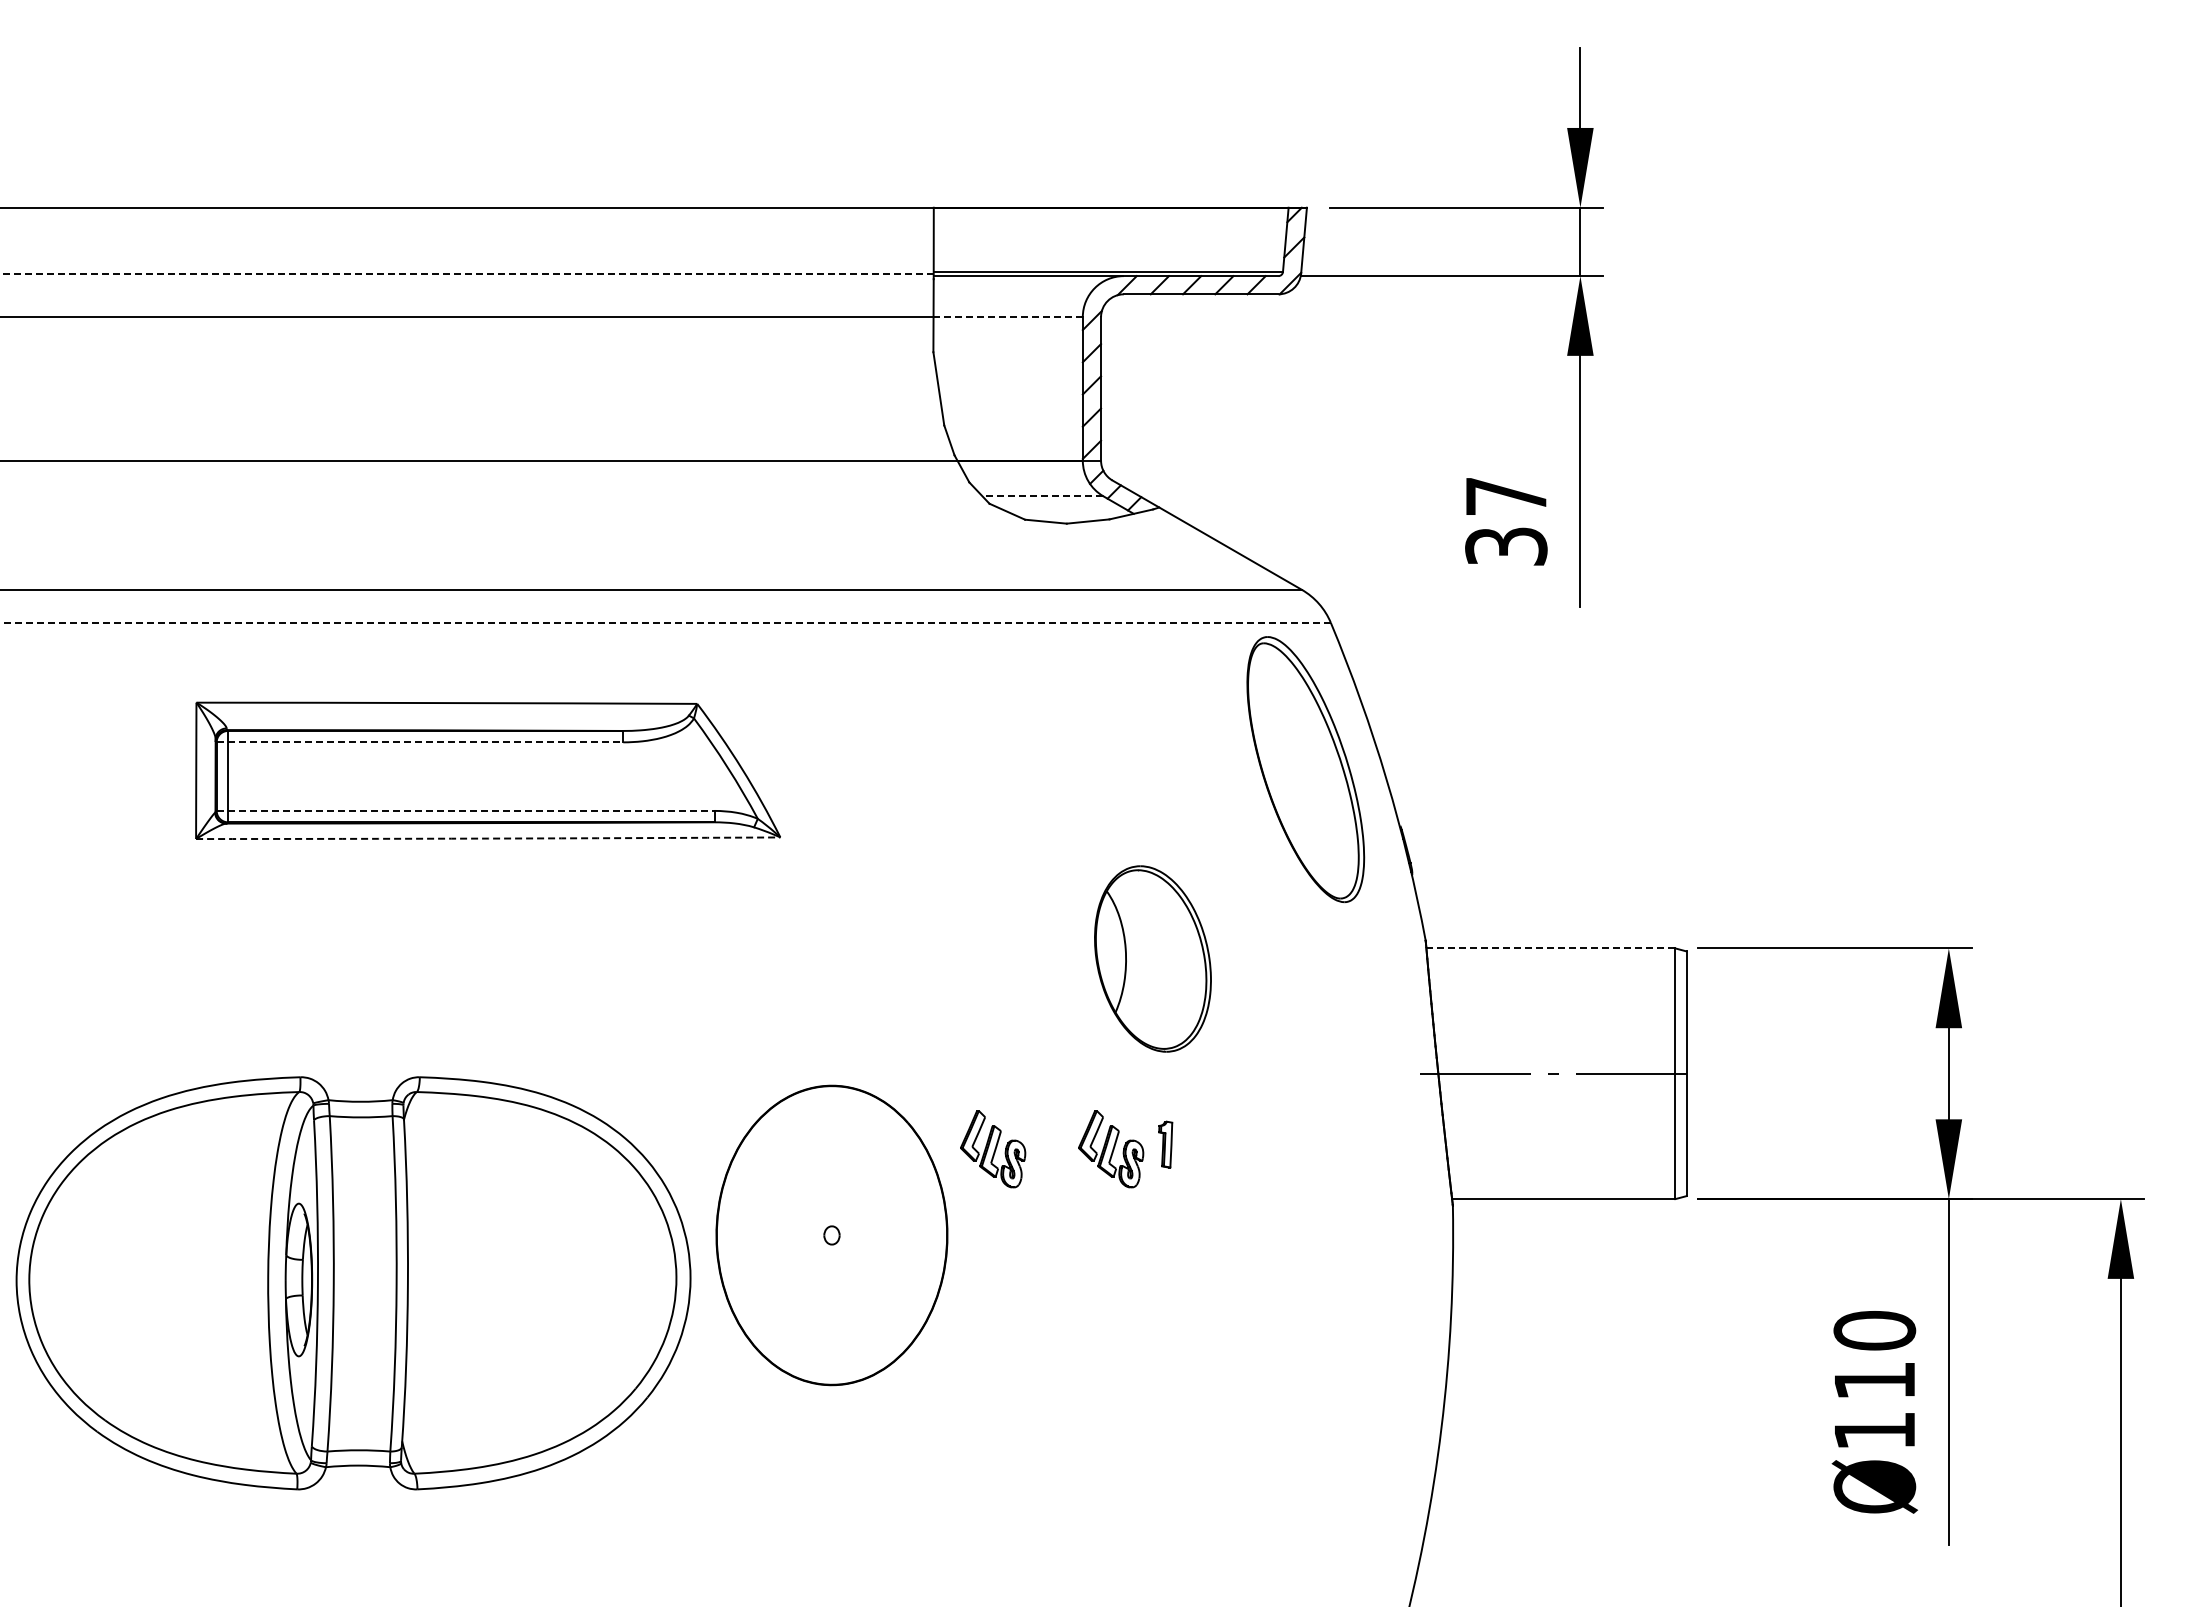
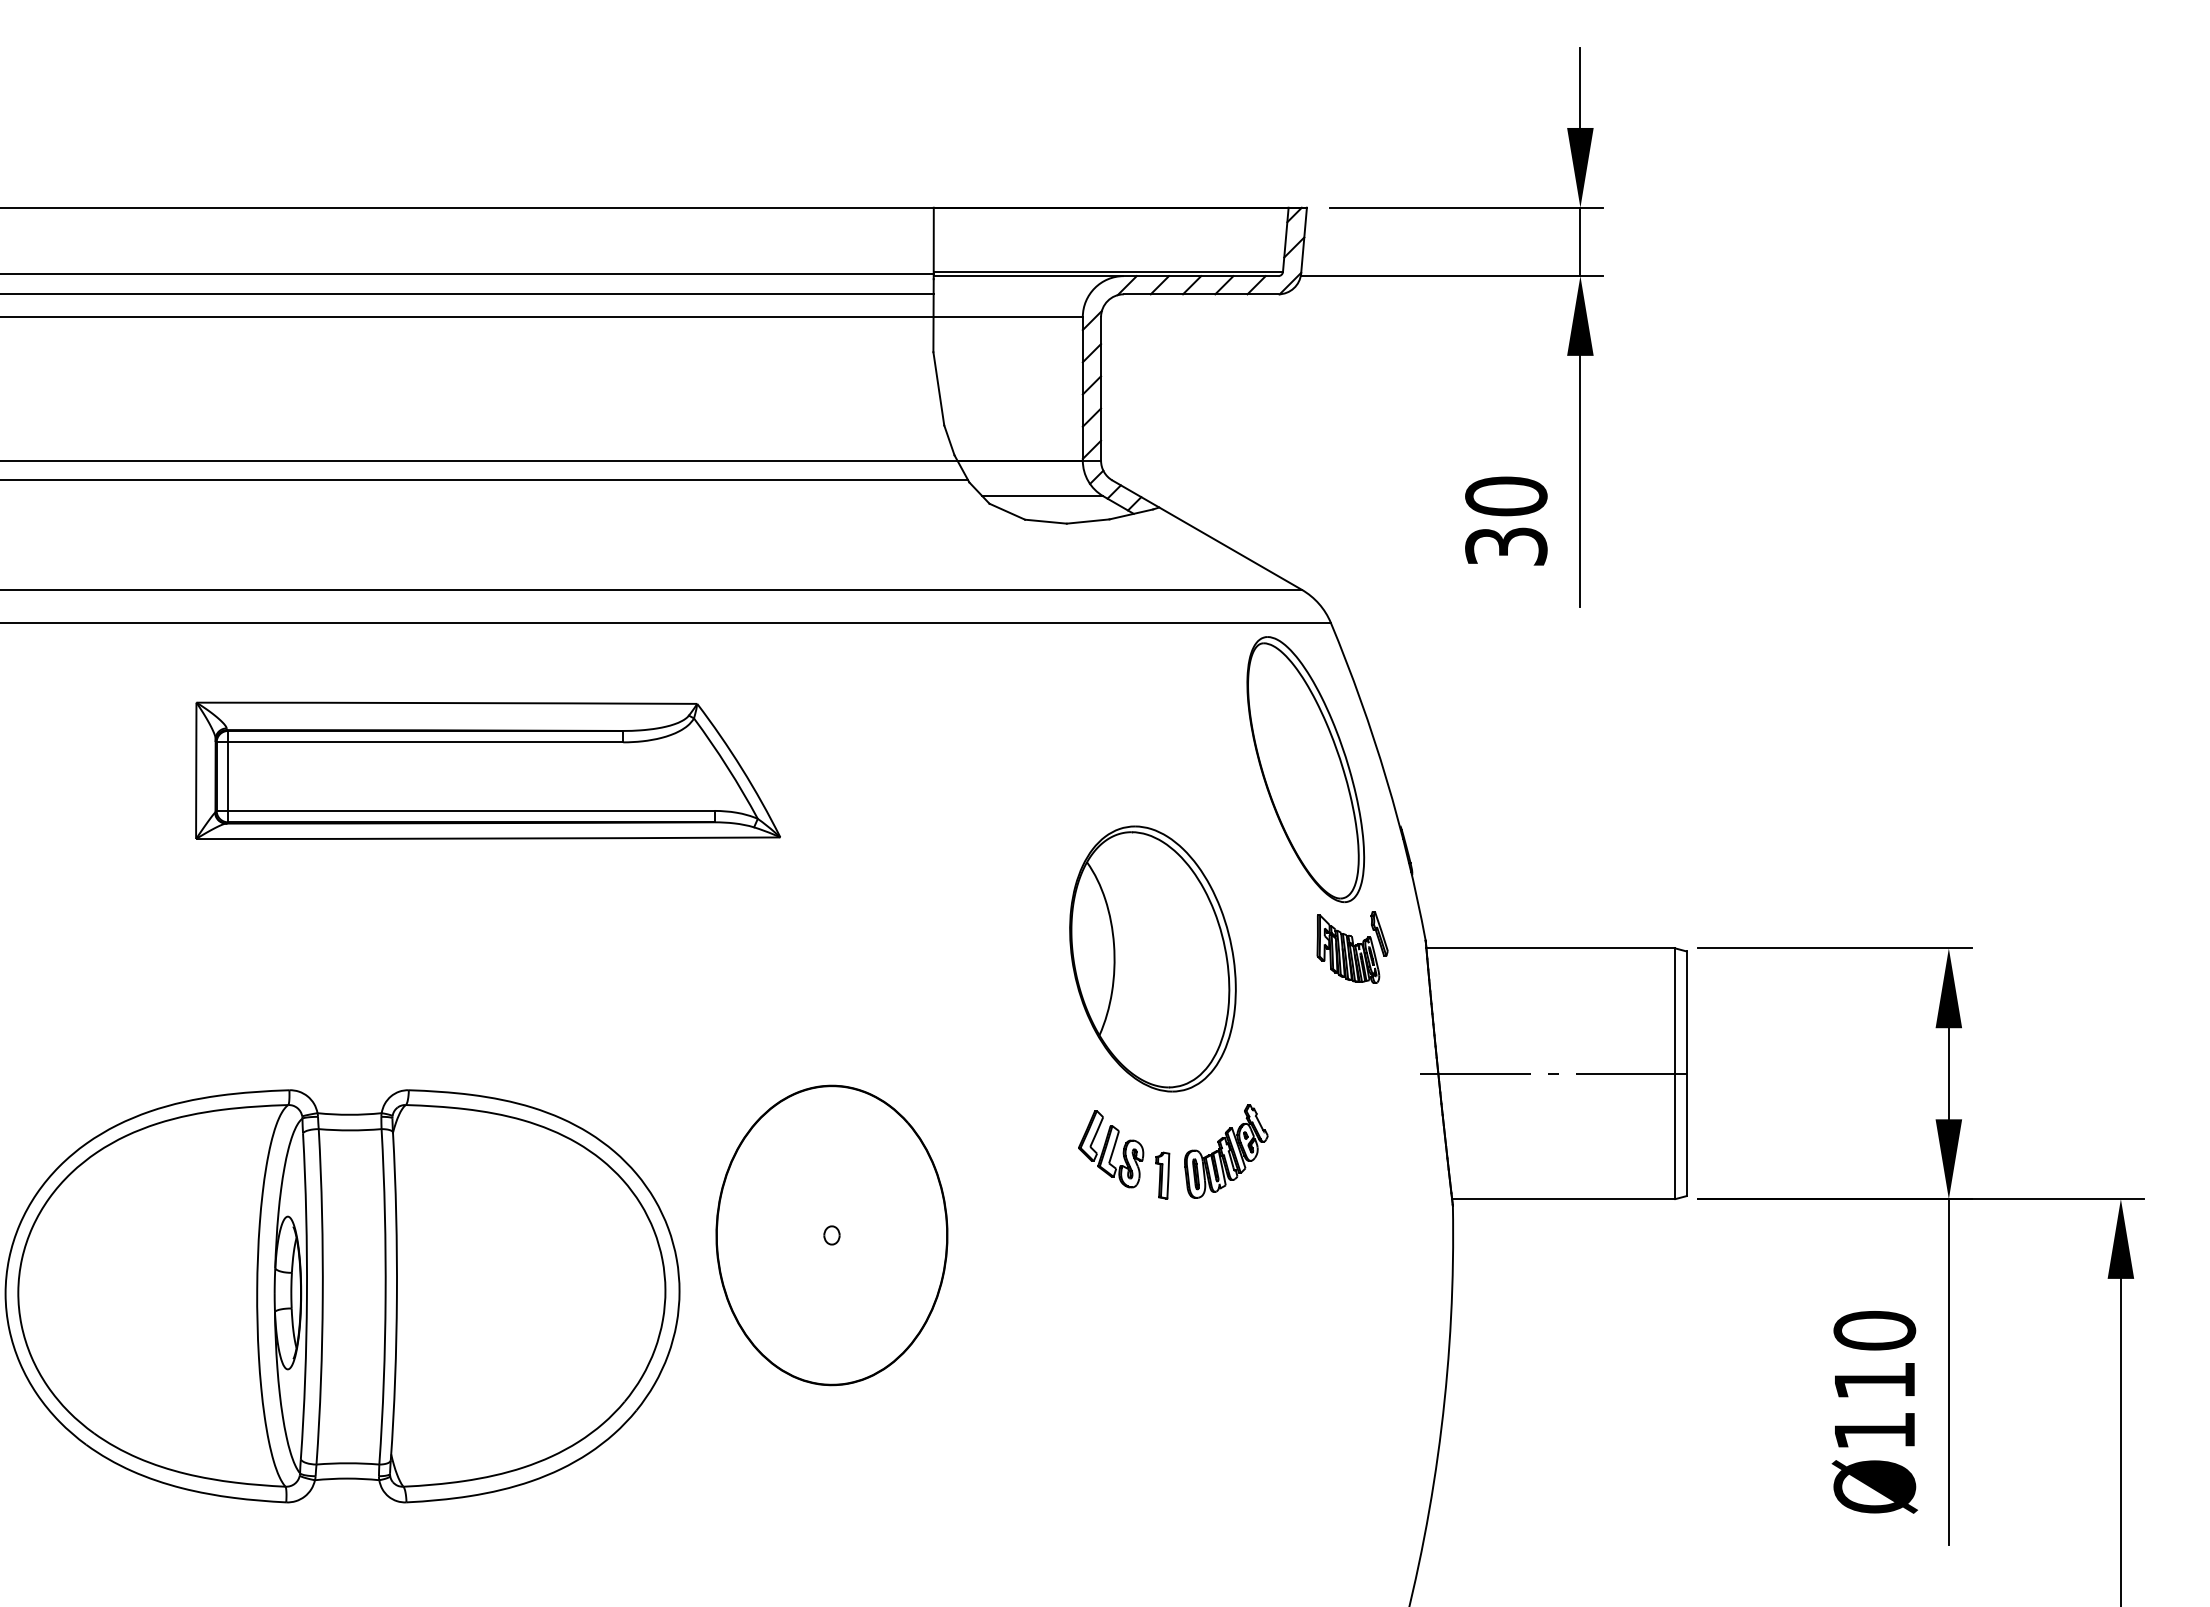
line: dashed -> solid (466, 273)
line: none -> present (467, 294)
line: dashed -> solid (1008, 317)
line: none -> present (485, 480)
line: dashed -> solid (1042, 496)
text: 37 -> 30 (1506, 496)
line: dashed -> solid (665, 622)
line: dashed -> solid (420, 742)
line: dashed -> solid (465, 810)
arc: dashed -> solid (488, 838)
part: none -> present (1352, 947)
line: dashed -> solid (1551, 948)
part size: 118x188 px -> 168x268 px (1152, 958)
part position: (1165, 1144) -> (1162, 1175) (1162, 1175)
part: present -> none (993, 1149)
part: none -> present (1226, 1151)
part position: (353, 1283) -> (342, 1296) (342, 1296)
